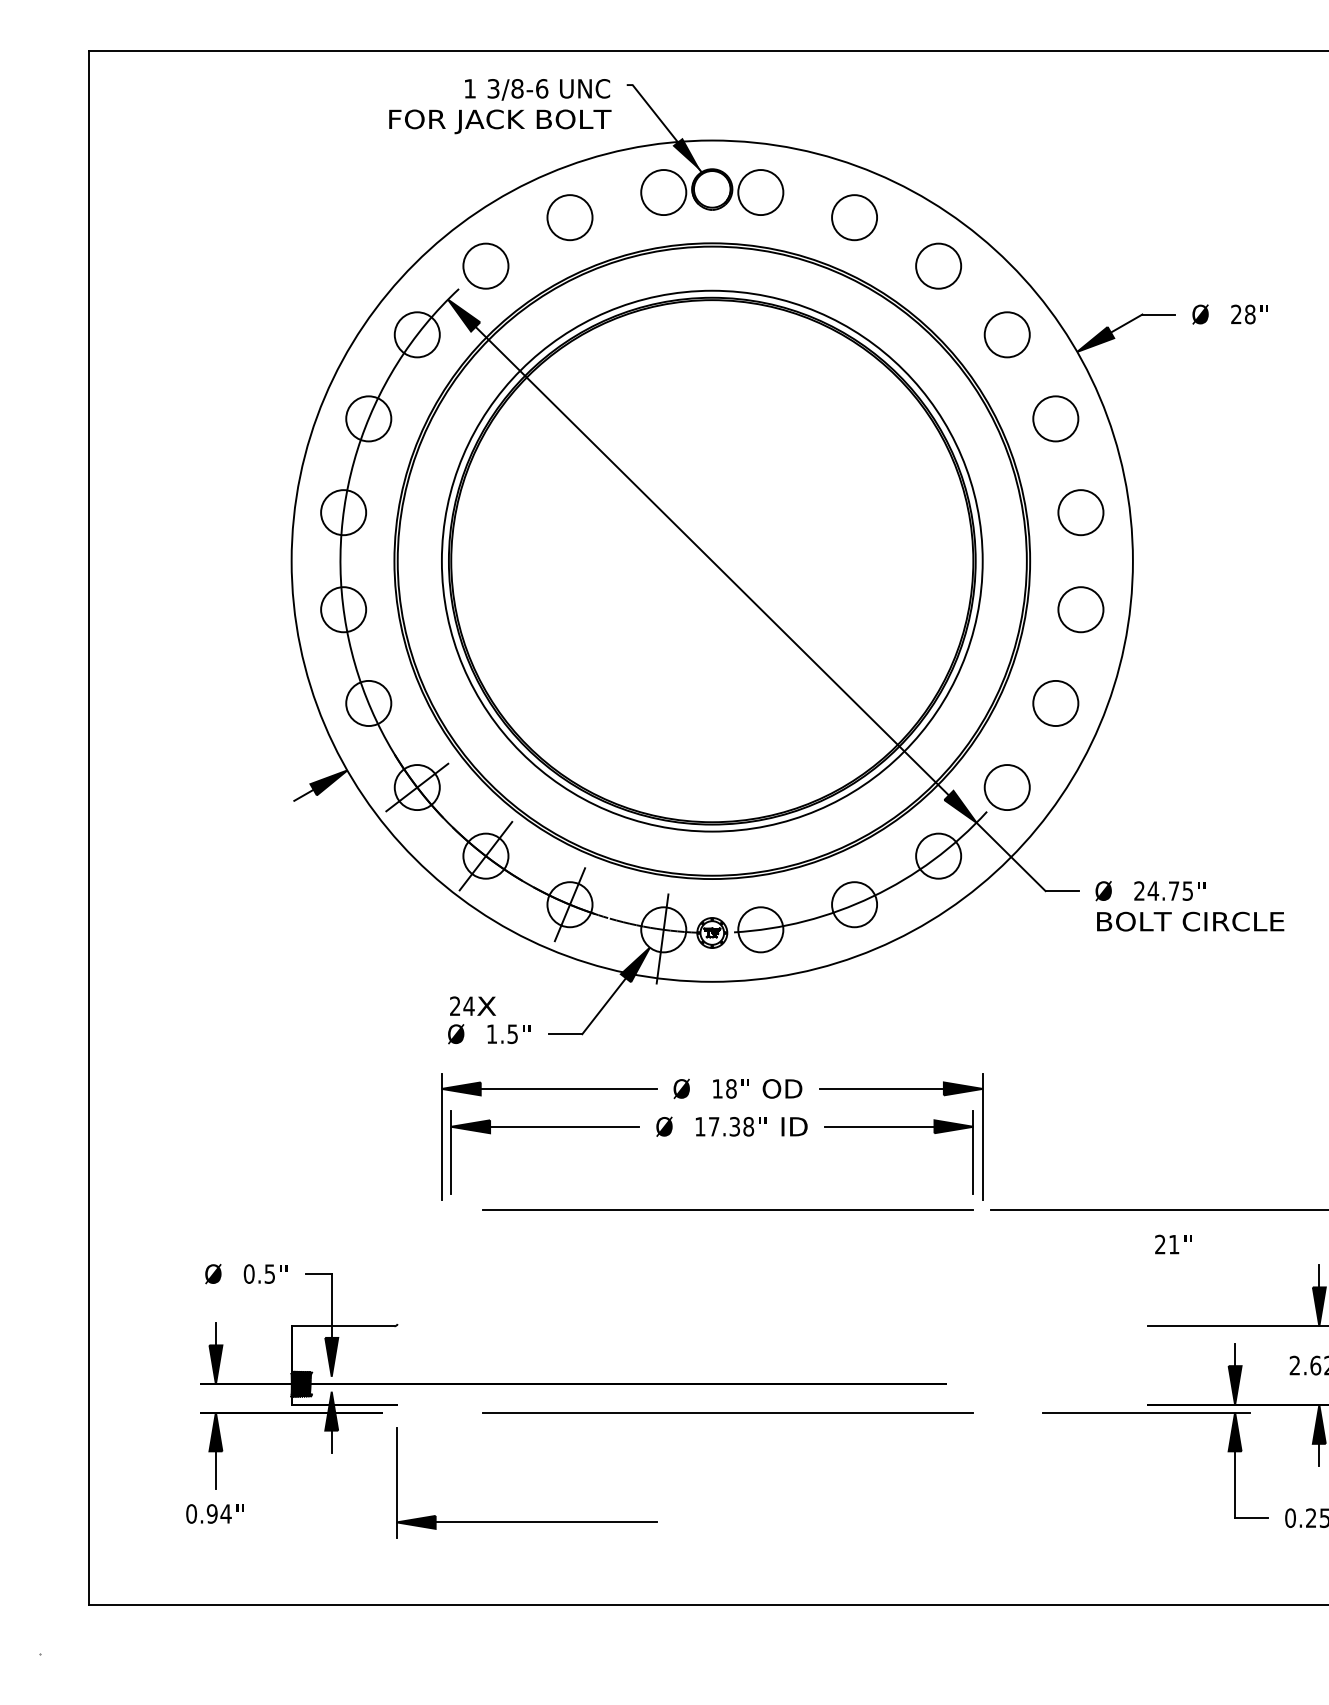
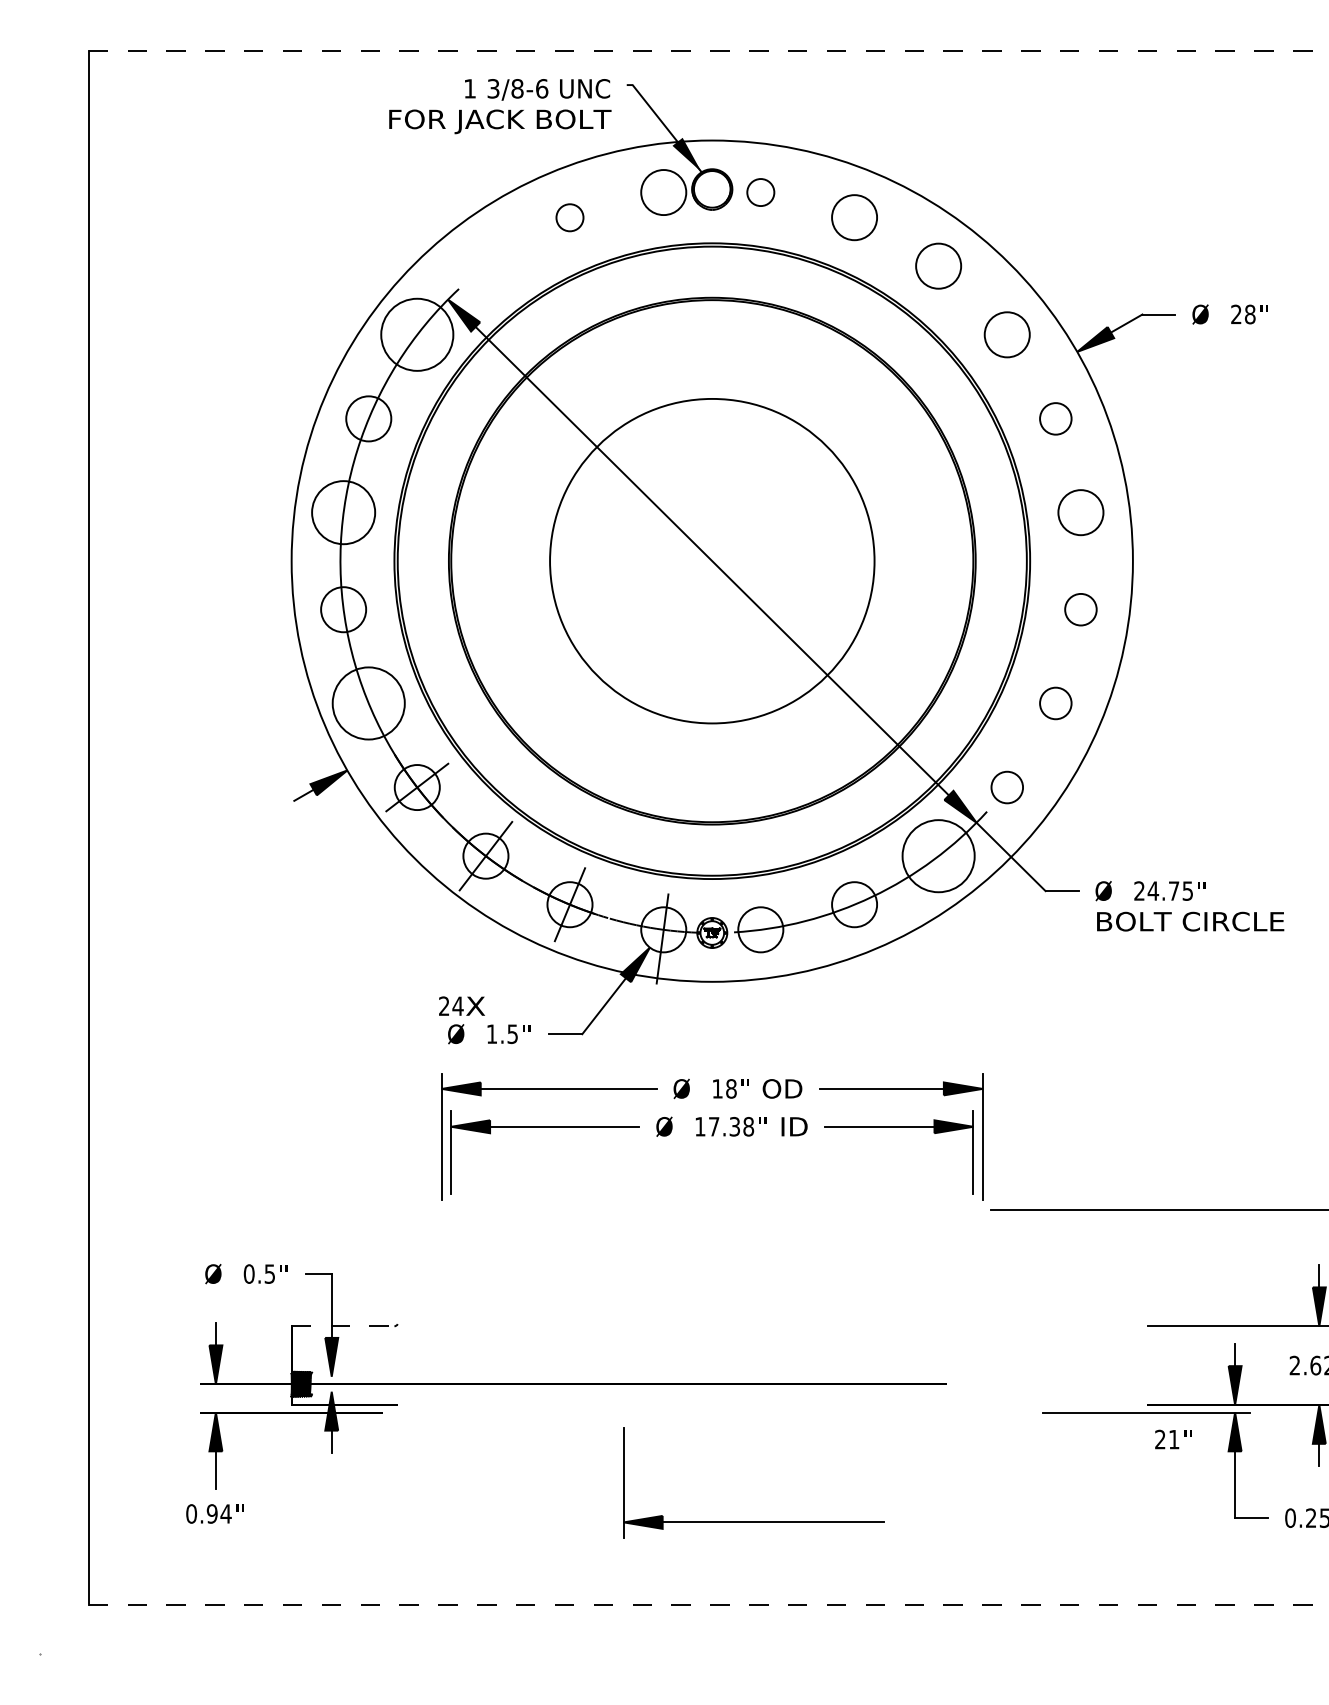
line: solid -> dashed (708, 51)
circle diameter: 45 px -> 27 px (760, 192)
circle size: 48x48 px -> 30x30 px (569, 217)
circle: present -> none (485, 265)
circle diameter: 45 px -> 72 px (417, 334)
circle diameter: 45 px -> 32 px (1055, 418)
circle diameter: 45 px -> 63 px (343, 512)
circle diameter: 541 px -> 325 px (712, 560)
circle diameter: 45 px -> 32 px (1080, 609)
circle diameter: 45 px -> 72 px (368, 703)
circle diameter: 45 px -> 32 px (1055, 703)
circle diameter: 45 px -> 32 px (1007, 787)
circle diameter: 45 px -> 72 px (938, 856)
text position: (472, 1005) -> (461, 1005) (461, 1005)
line: present -> none (728, 1209)
text position: (1173, 1244) -> (1173, 1439) (1173, 1439)
line: solid -> dashed (343, 1326)
line: present -> none (728, 1412)
part position: (526, 1521) -> (753, 1521) (753, 1521)
line: solid -> dashed (708, 1605)
